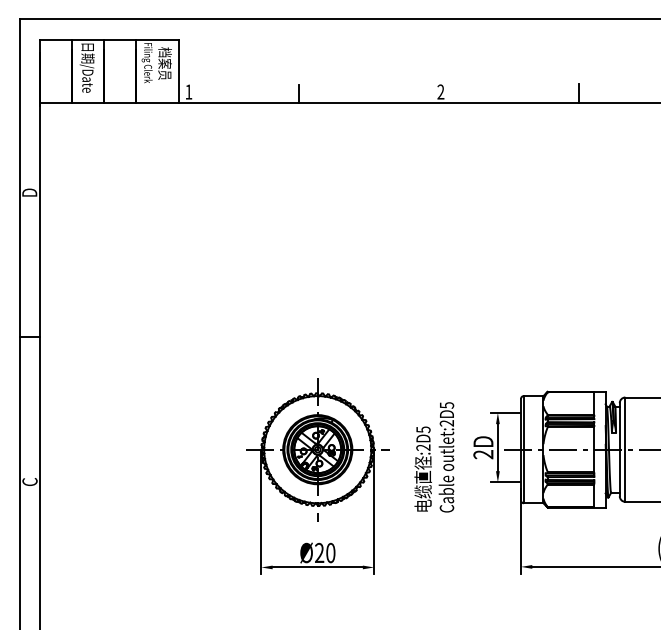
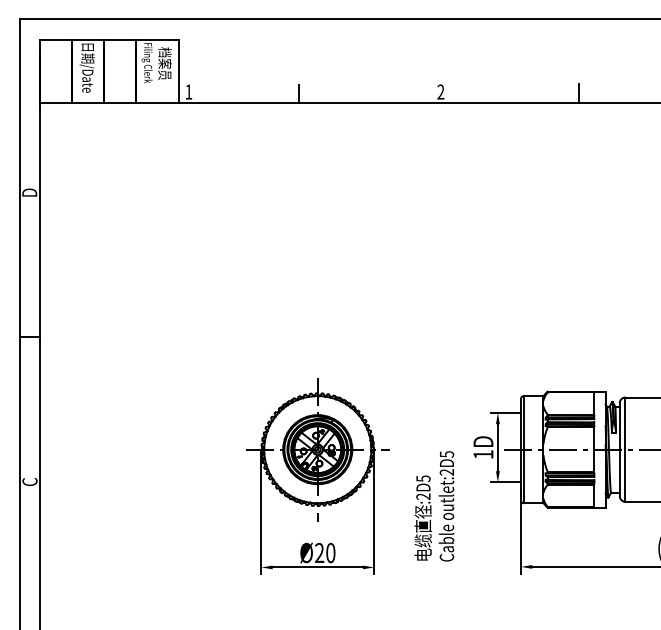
text: 2D -> 1D (483, 454)
text position: (434, 457) -> (434, 506) (434, 506)
